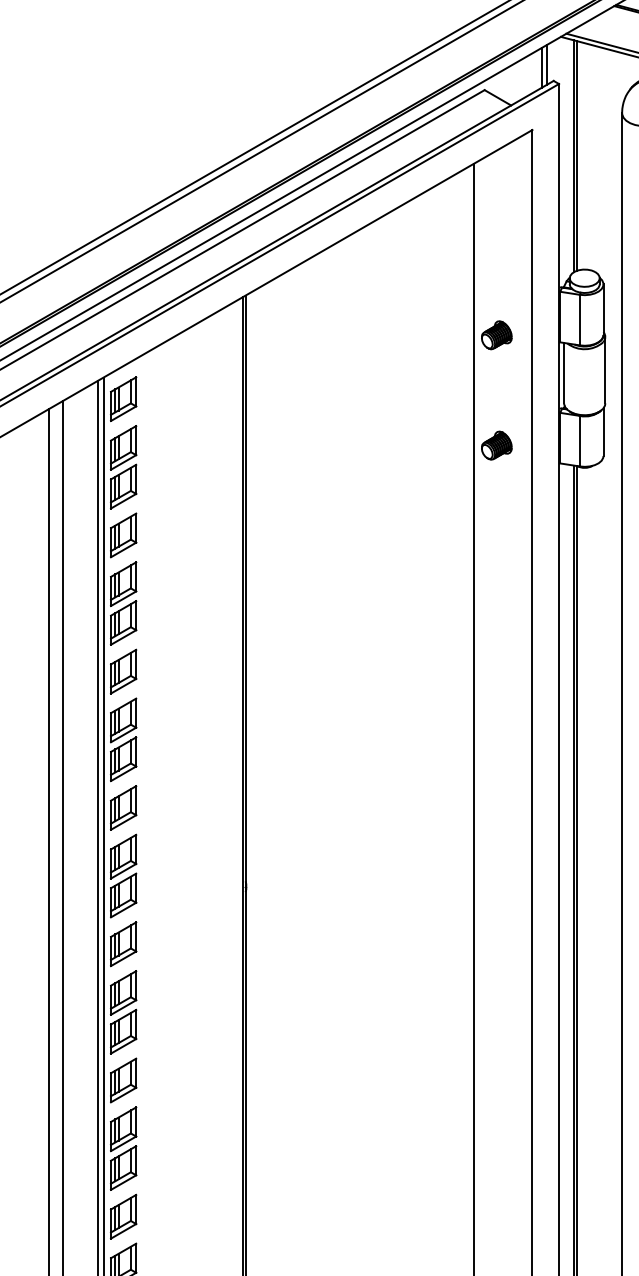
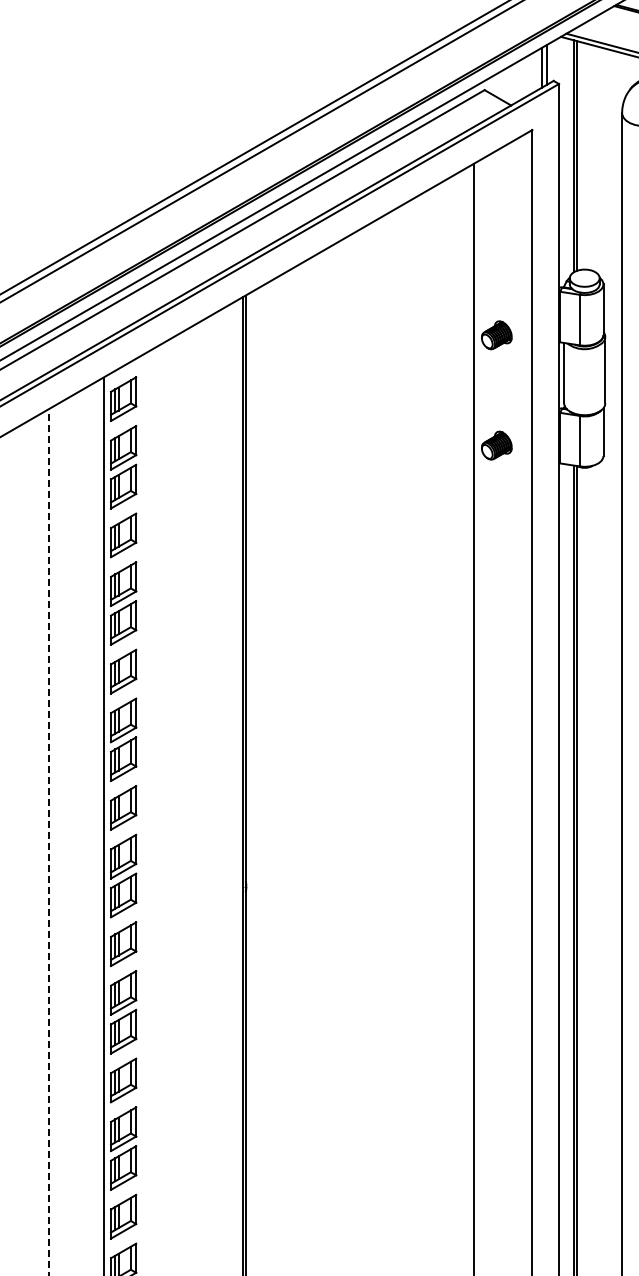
line: present -> none (98, 826)
line: present -> none (62, 836)
line: solid -> dashed (49, 842)
